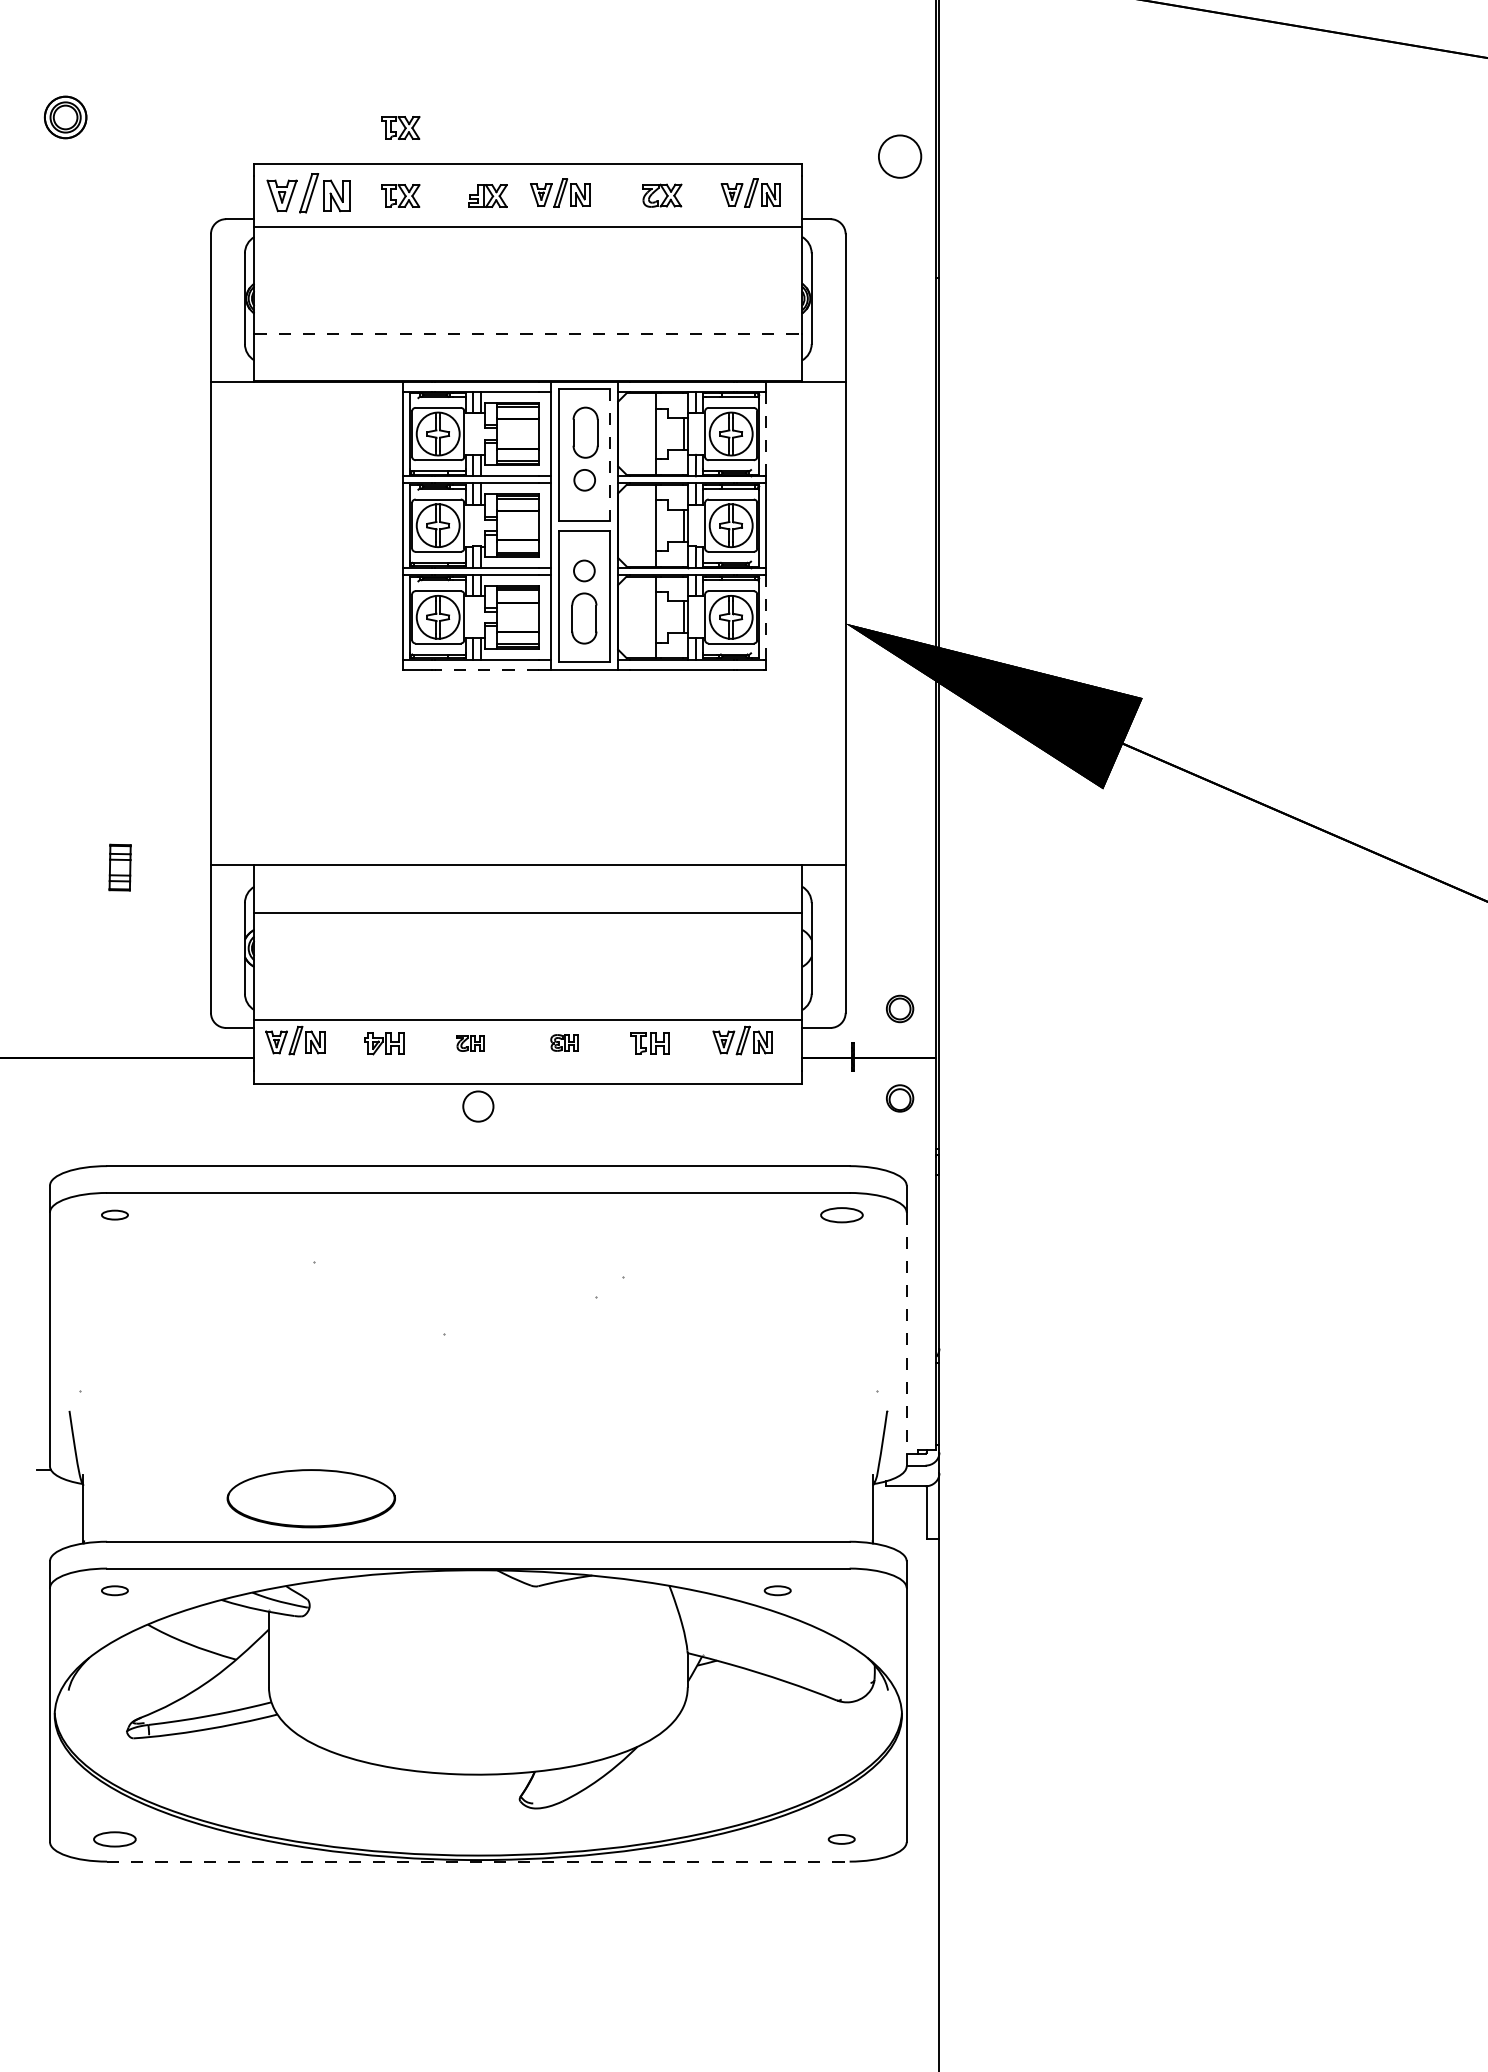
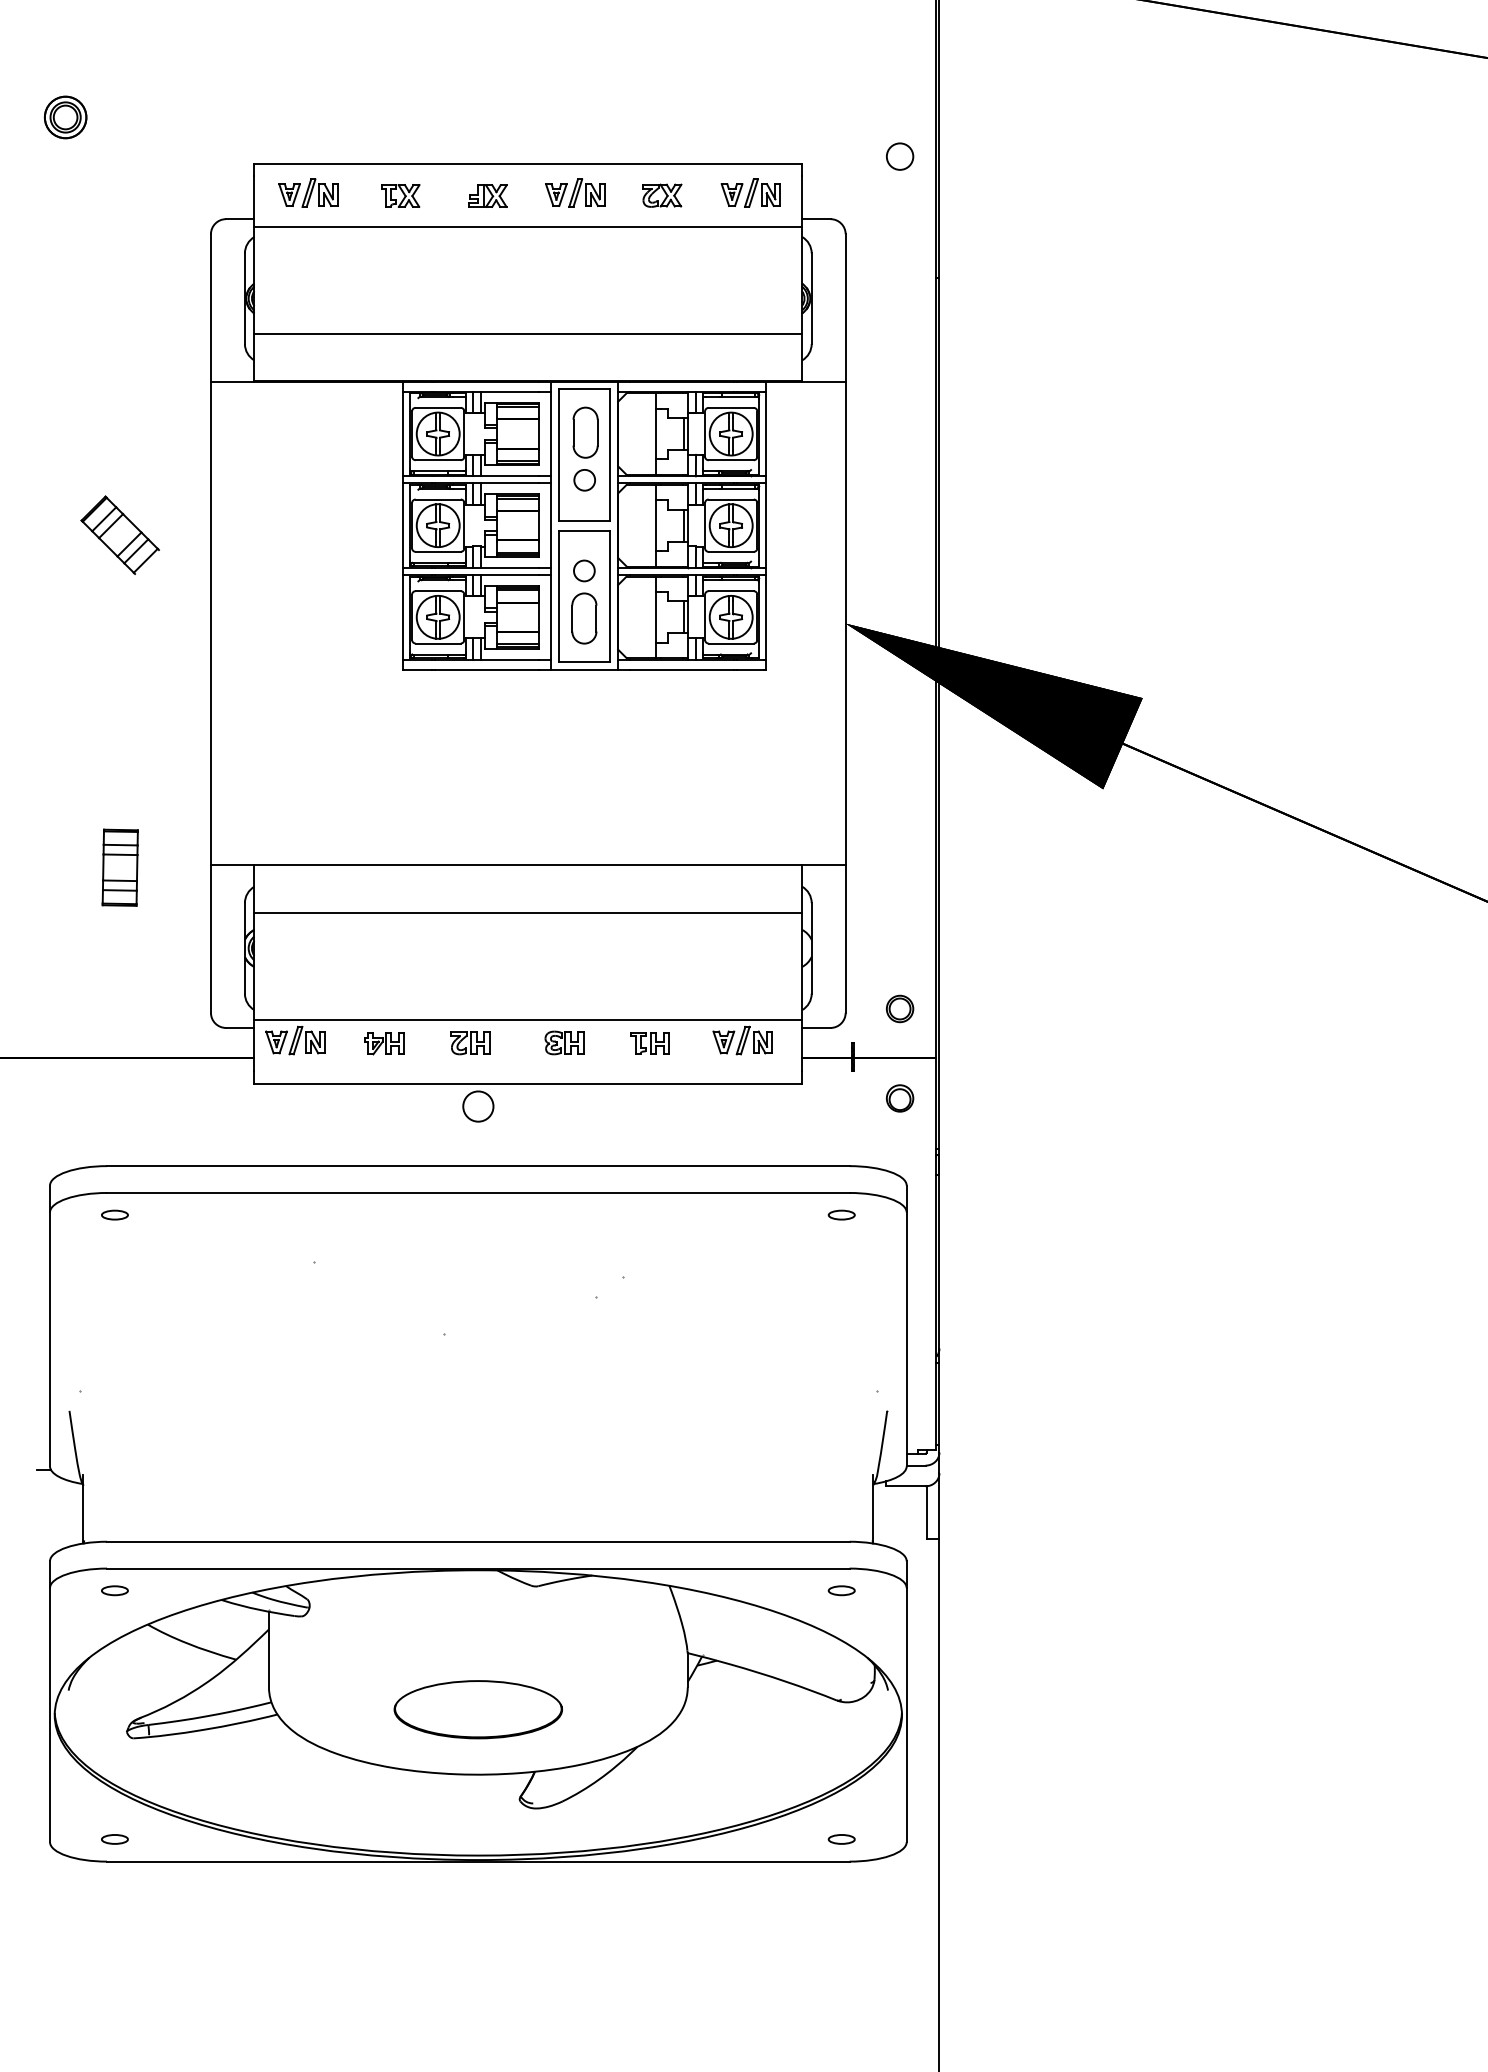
part: present -> none (400, 127)
circle diameter: 42 px -> 26 px (899, 156)
part position: (560, 192) -> (575, 192) (575, 192)
part size: 85x41 px -> 61x30 px (308, 192)
line: dashed -> solid (528, 333)
line: dashed -> solid (765, 434)
line: dashed -> solid (609, 454)
part: none -> present (119, 534)
line: dashed -> solid (765, 617)
line: dashed -> solid (487, 669)
part size: 24x49 px -> 38x79 px (119, 867)
part size: 29x18 px -> 41x26 px (564, 1042)
part size: 29x17 px -> 41x25 px (470, 1043)
part size: 44x17 px -> 29x12 px (841, 1214)
line: dashed -> solid (906, 1339)
part position: (310, 1498) -> (477, 1709) (477, 1709)
part position: (777, 1590) -> (841, 1590) (841, 1590)
part size: 44x17 px -> 28x11 px (114, 1839)
line: dashed -> solid (478, 1861)
